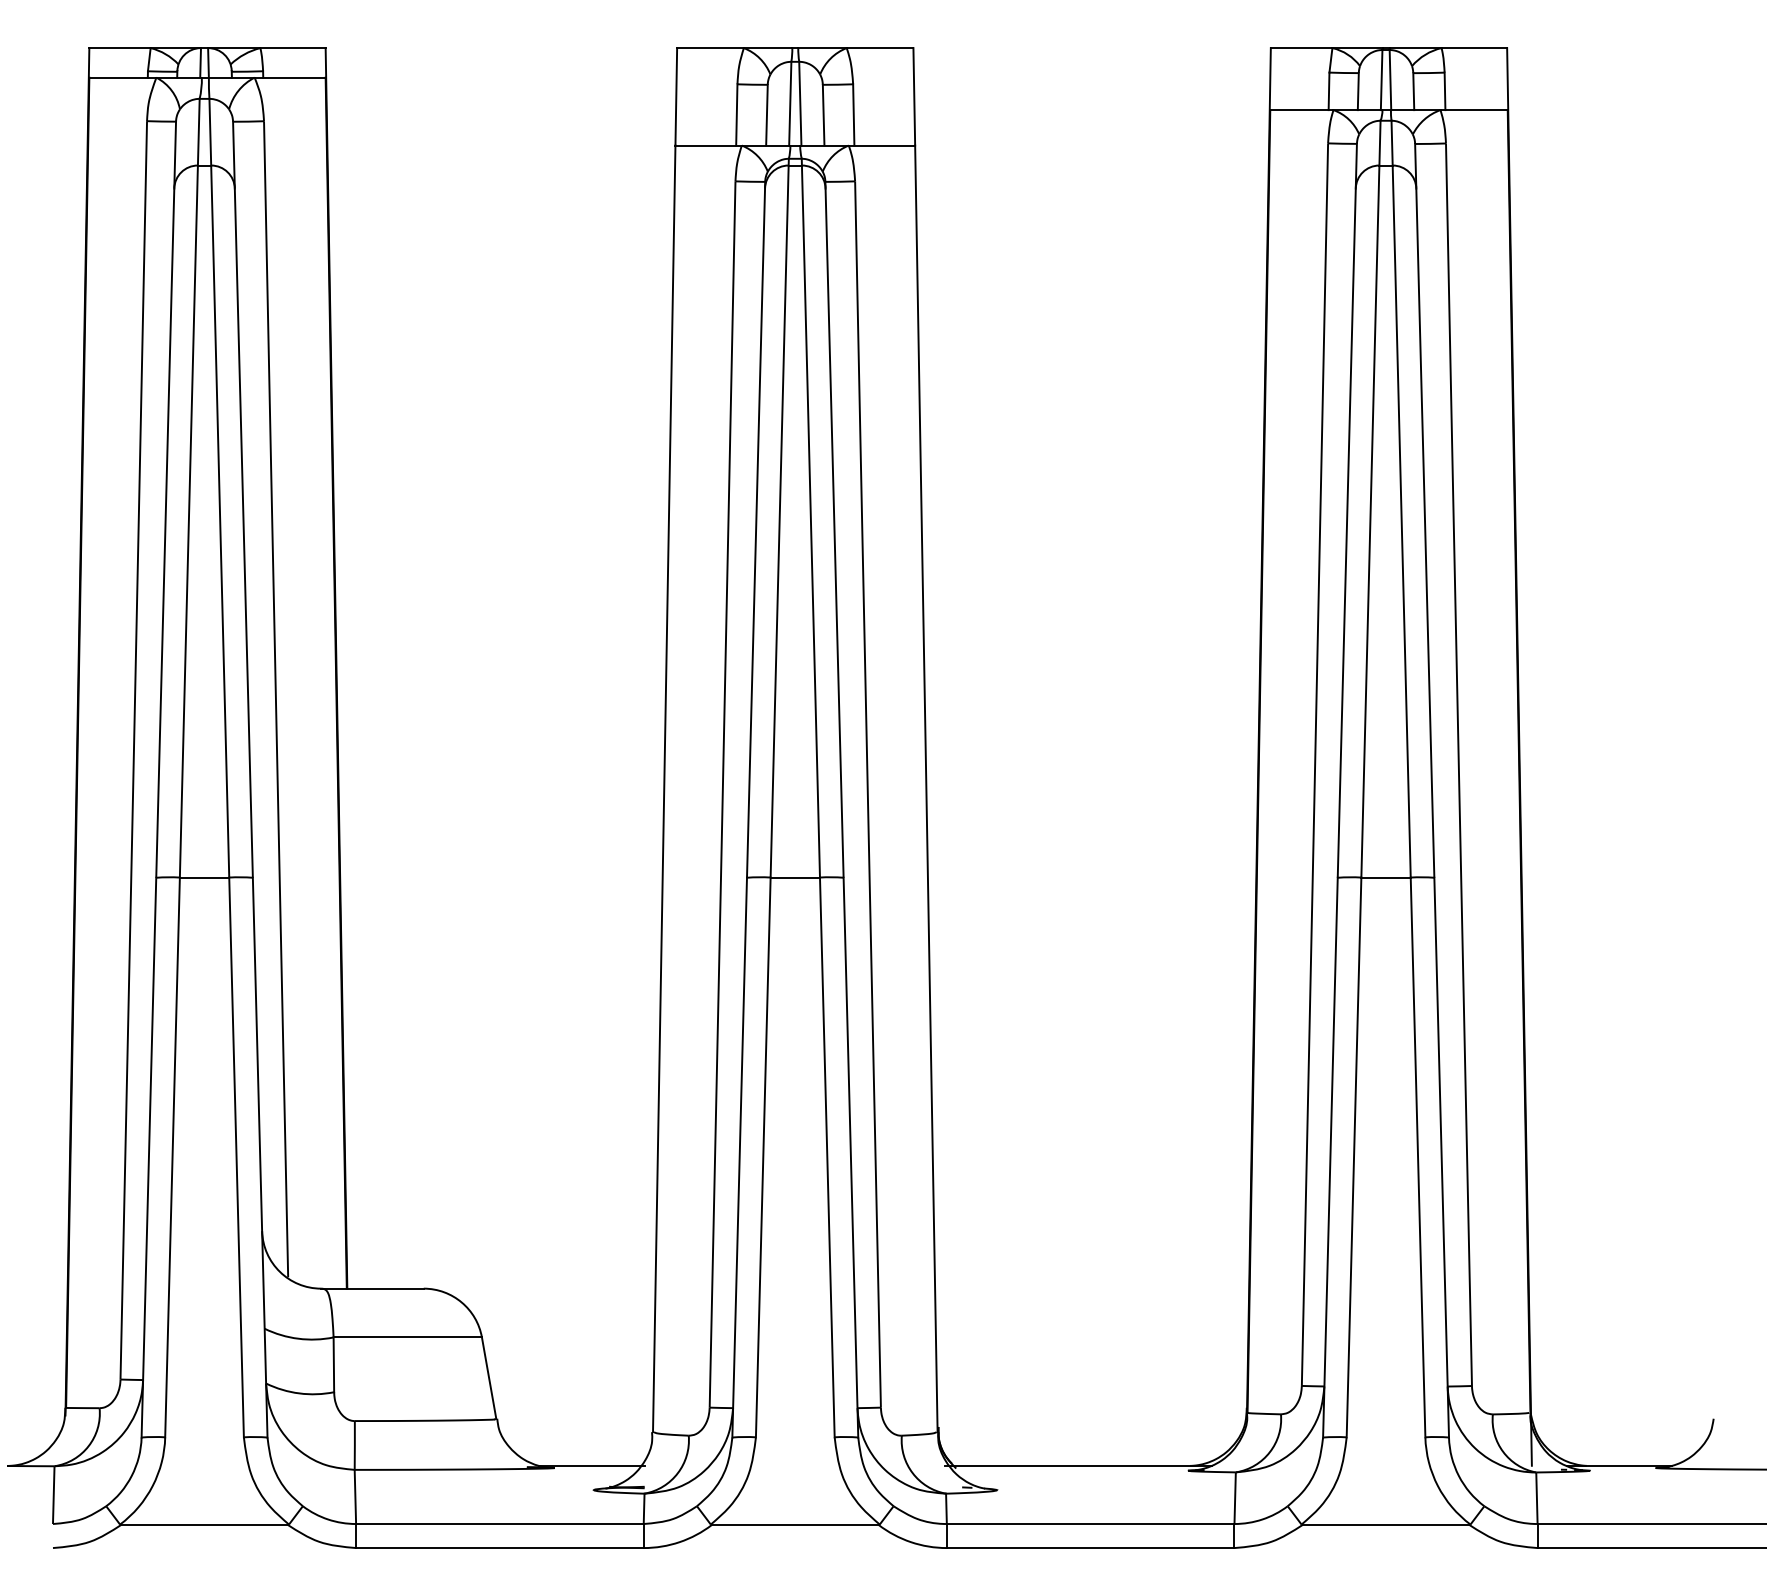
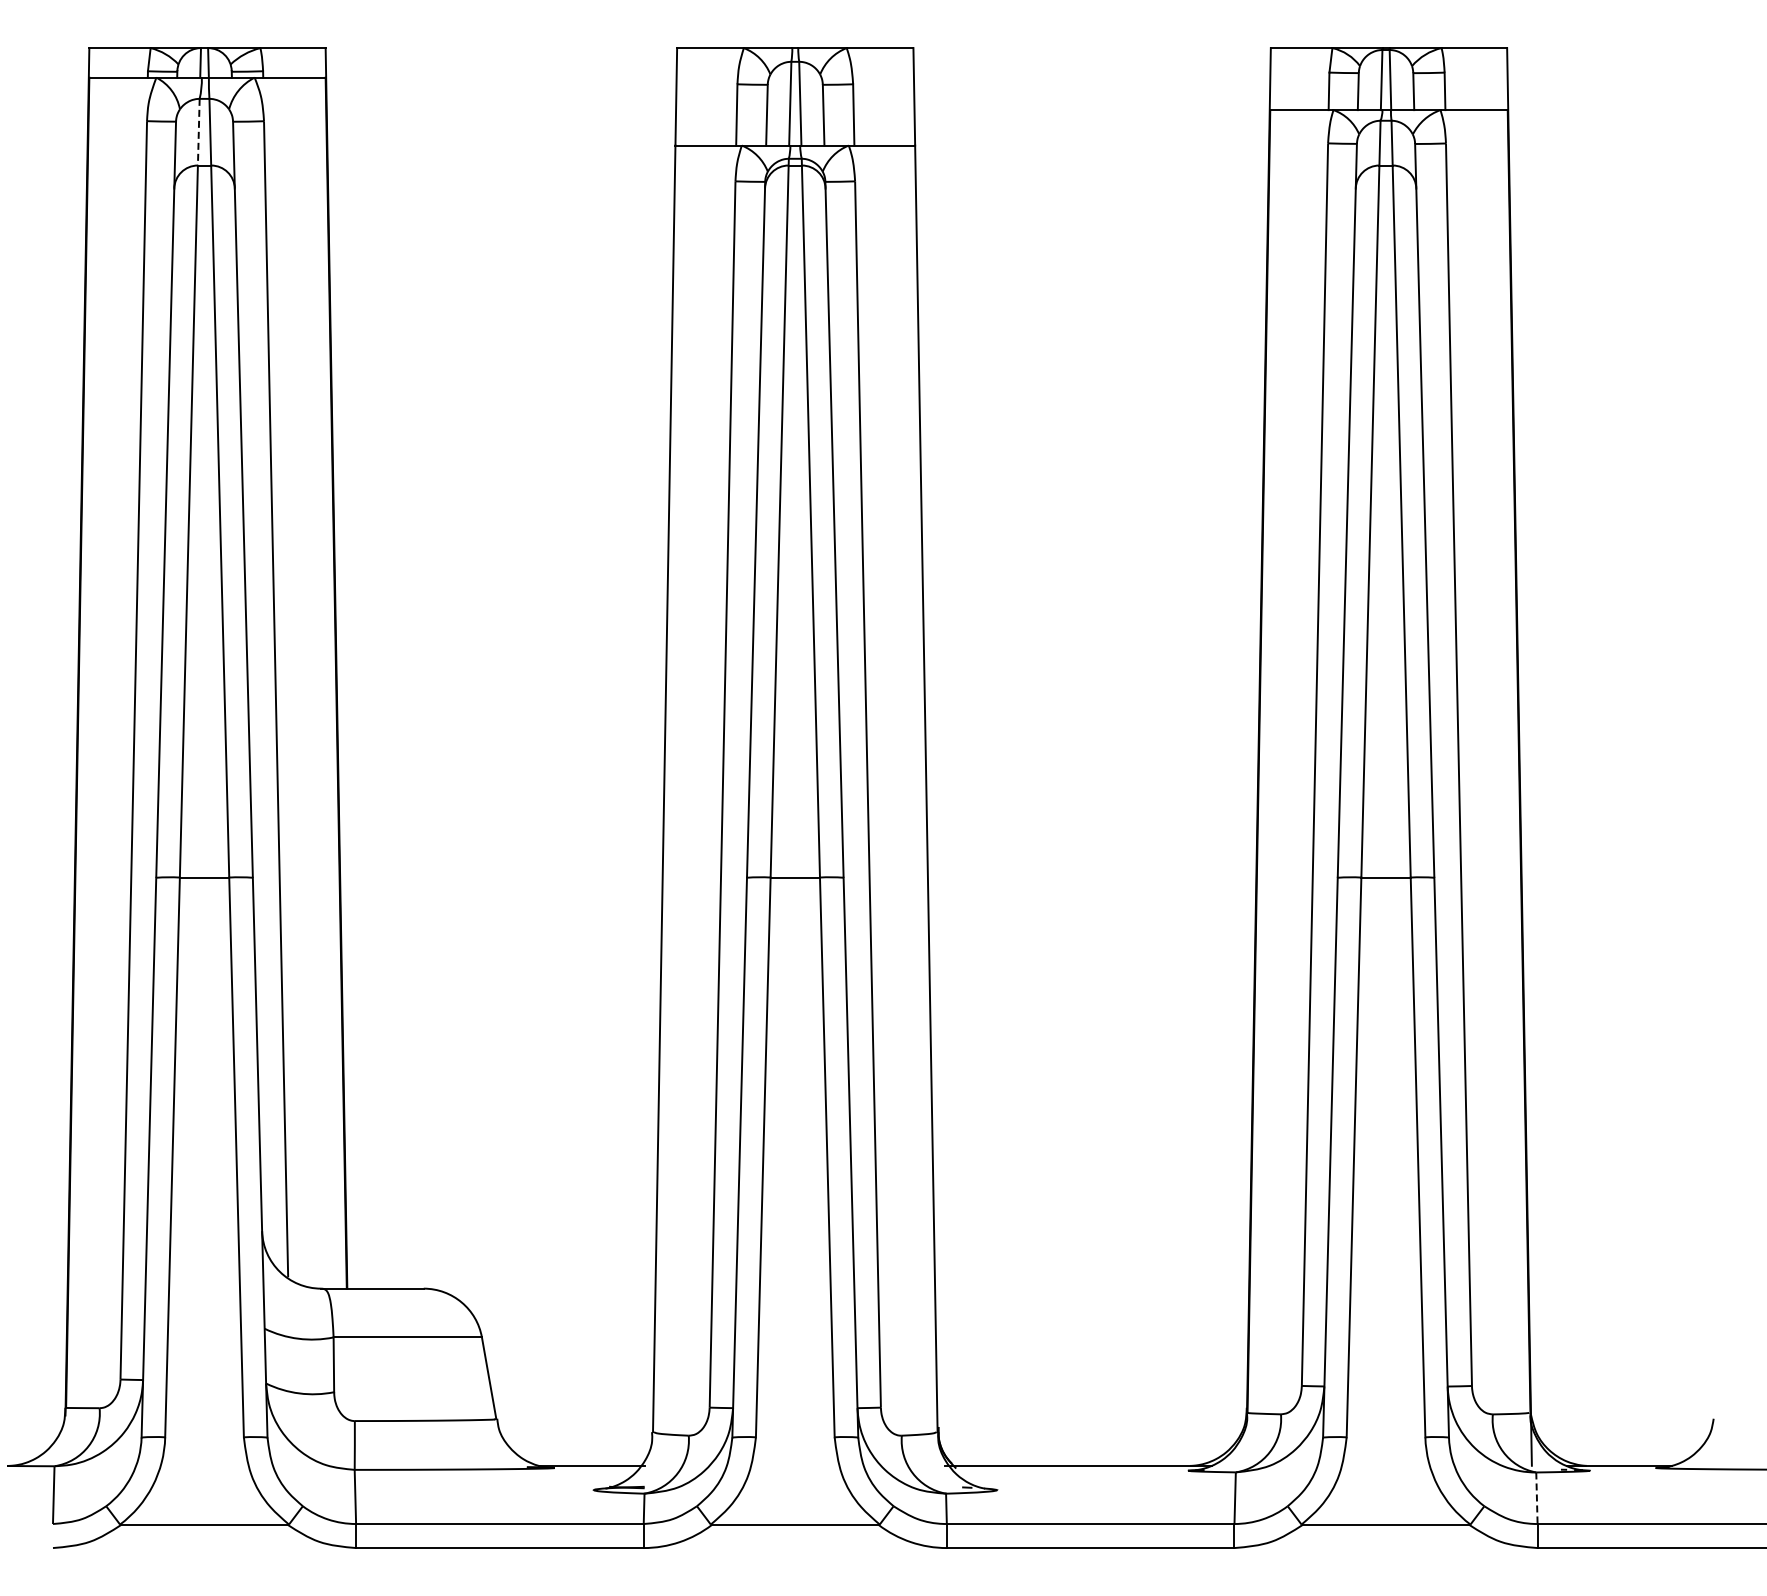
line: solid -> dashed (198, 132)
line: solid -> dashed (1536, 1497)
